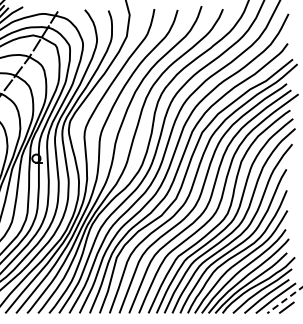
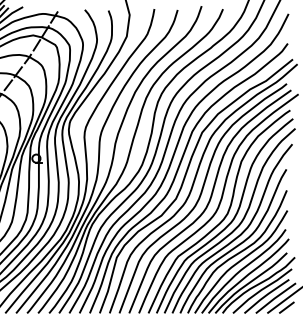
line: dashed -> solid (284, 300)
